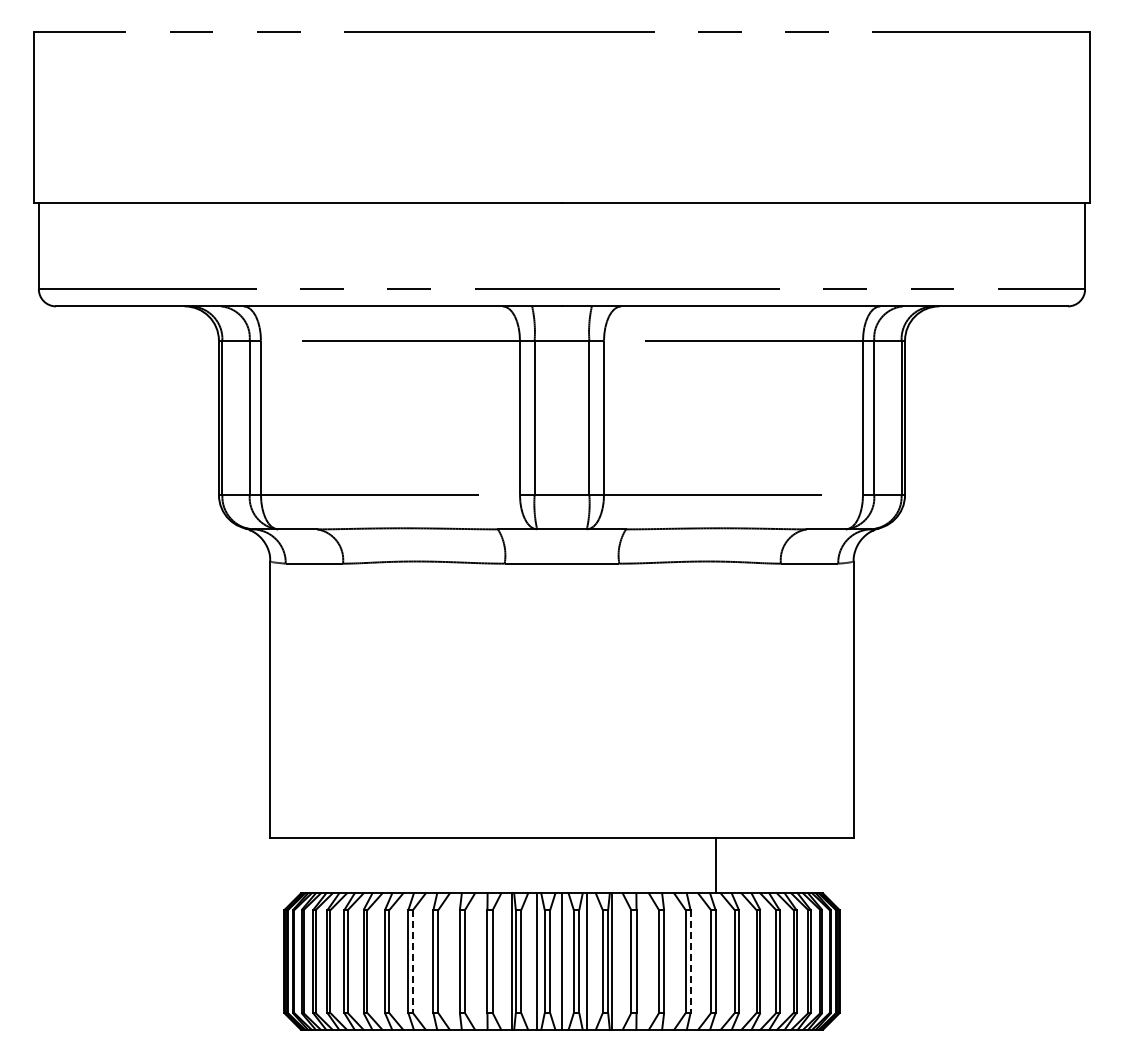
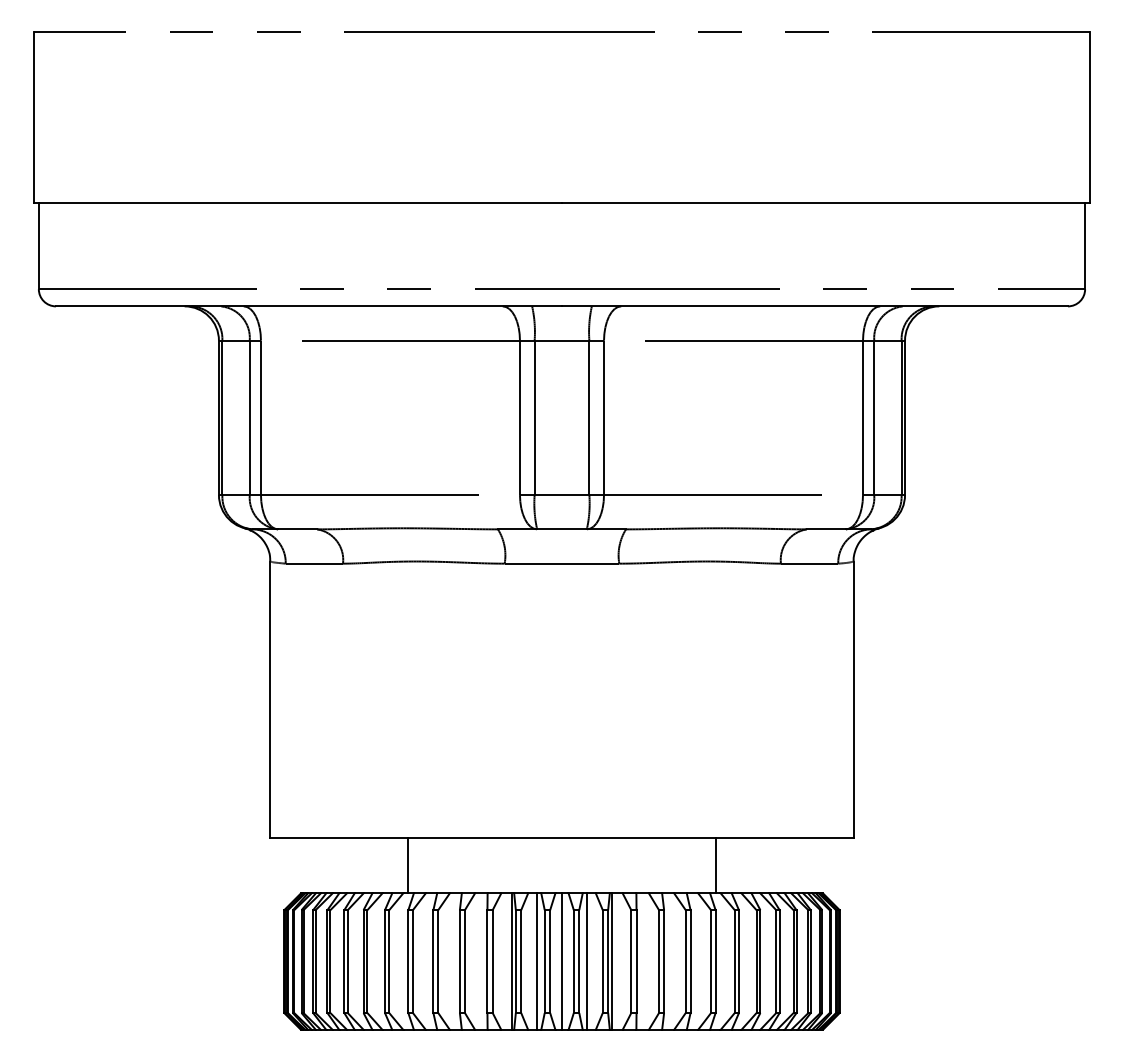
line: none -> present (407, 865)
line: dashed -> solid (412, 962)
line: dashed -> solid (690, 962)
